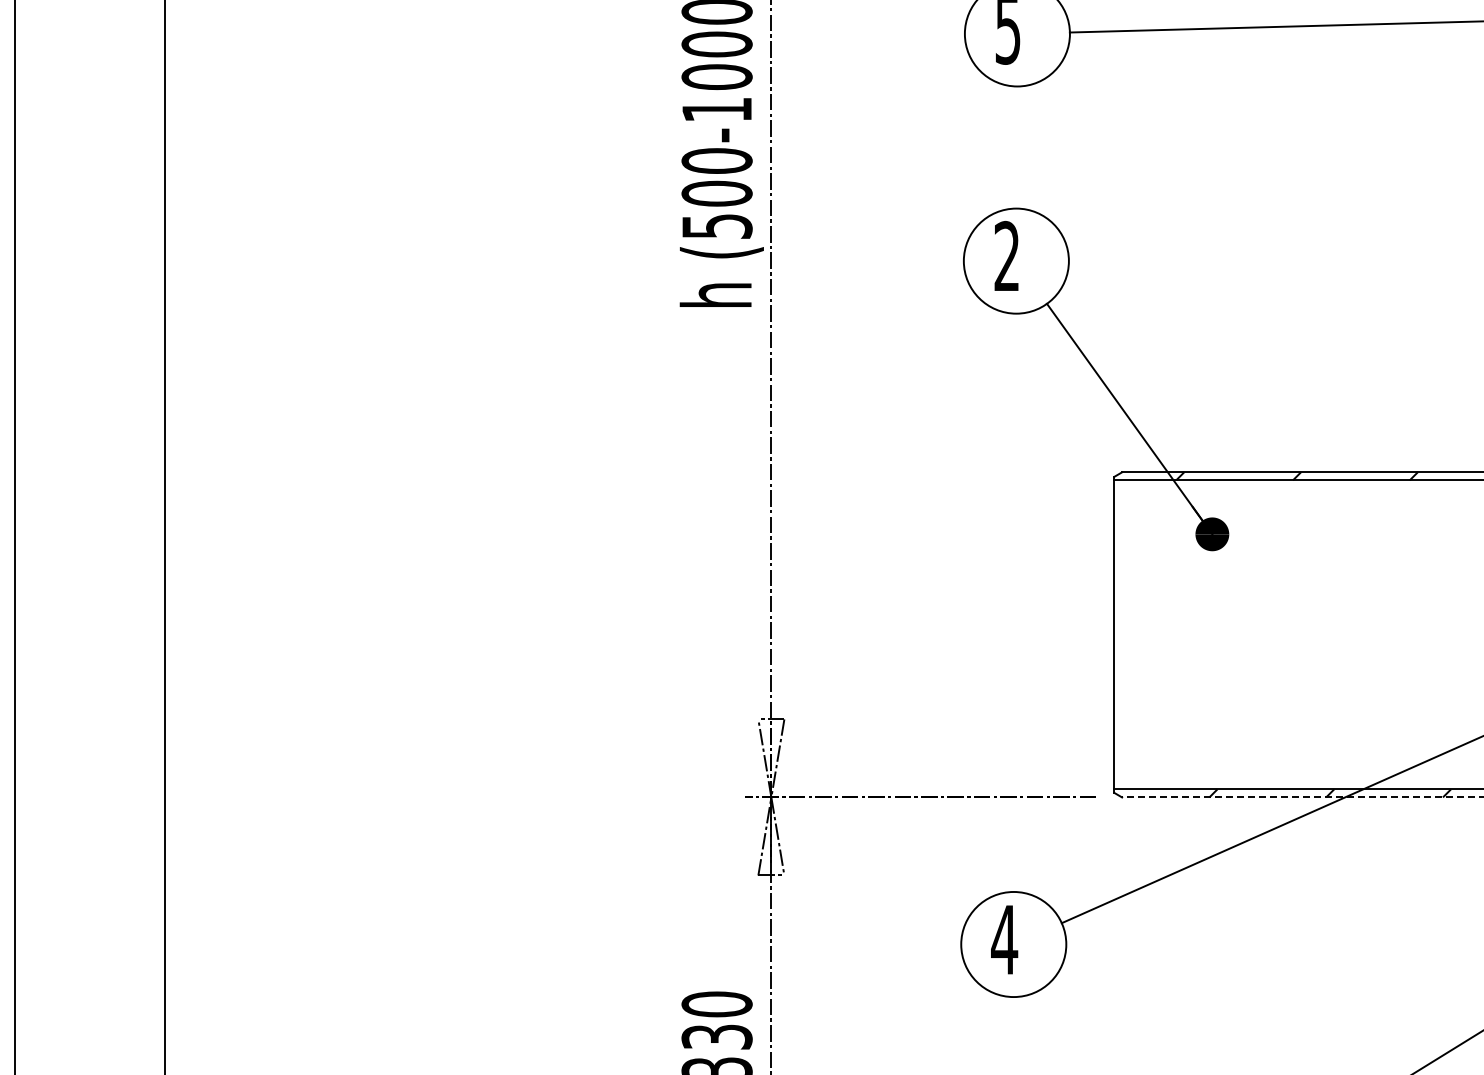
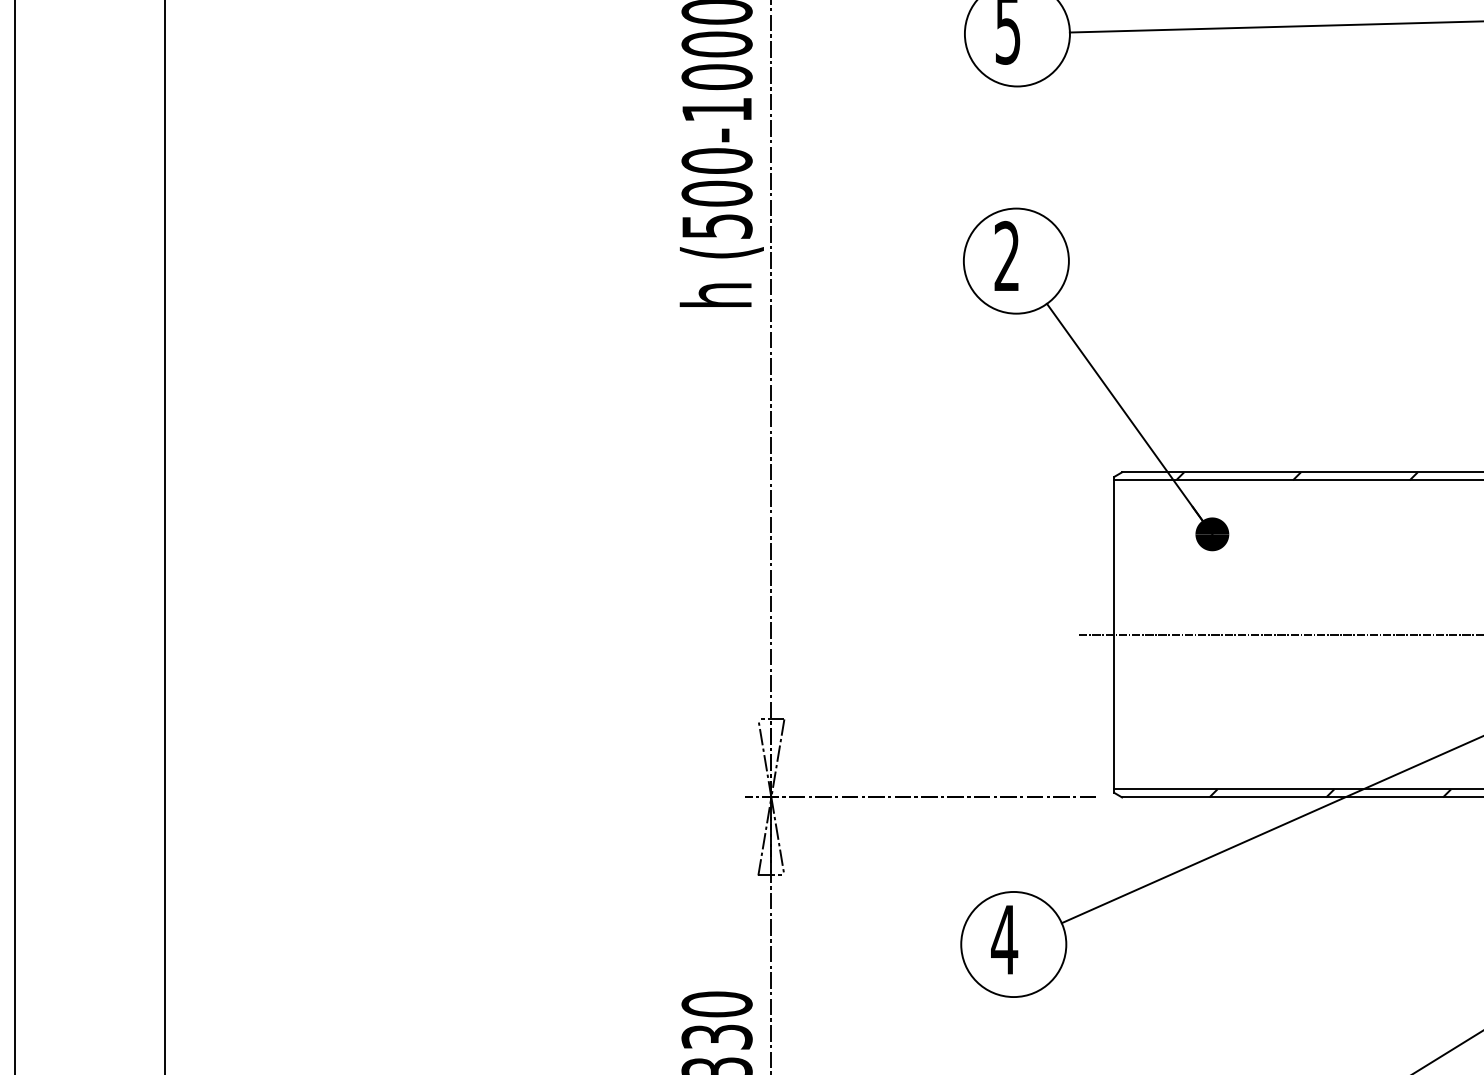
line: none -> present (1279, 634)
line: dashed -> solid (1302, 797)
